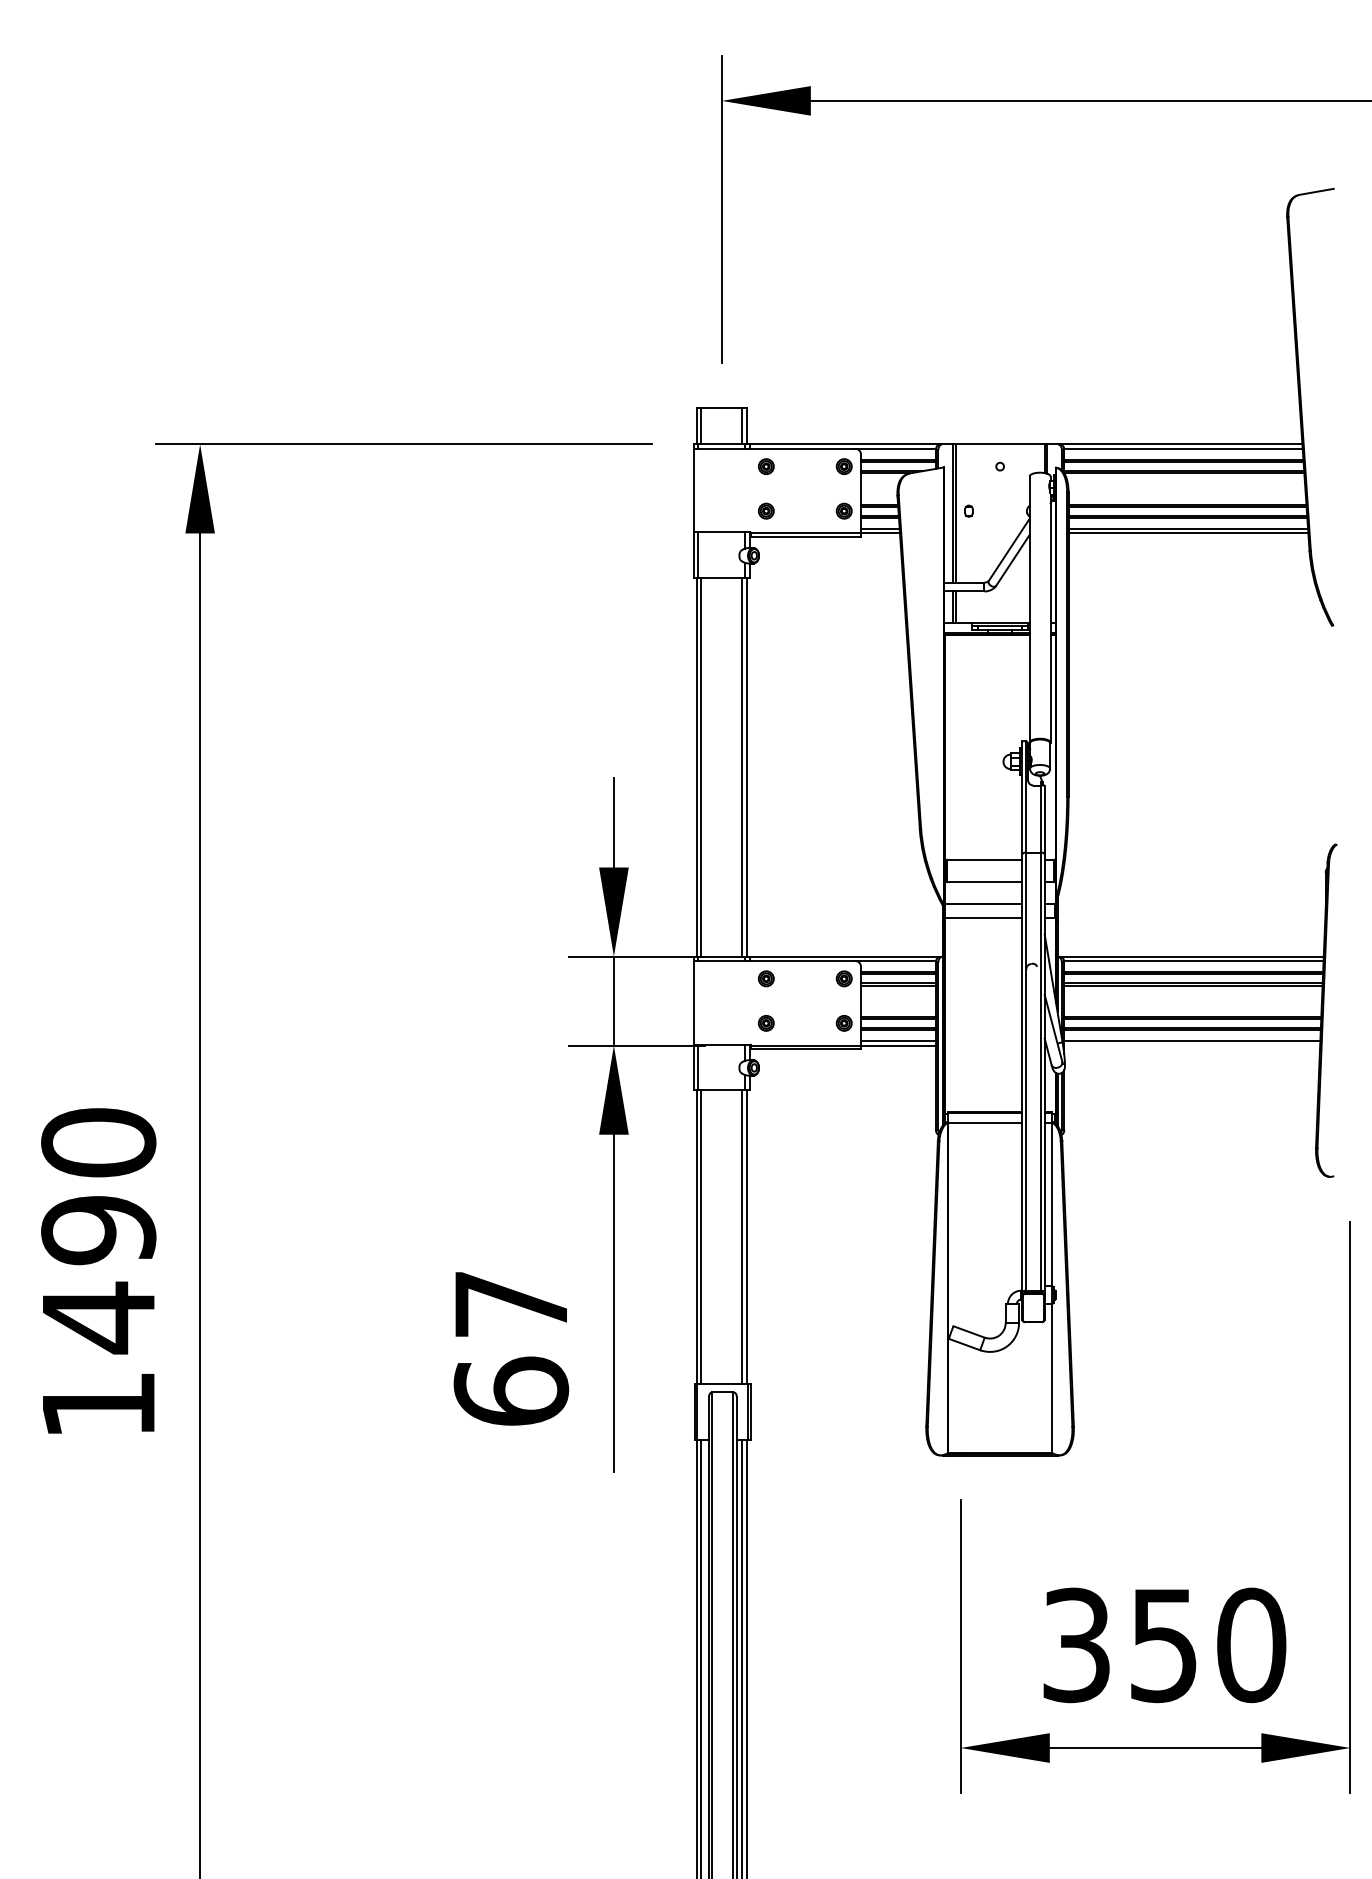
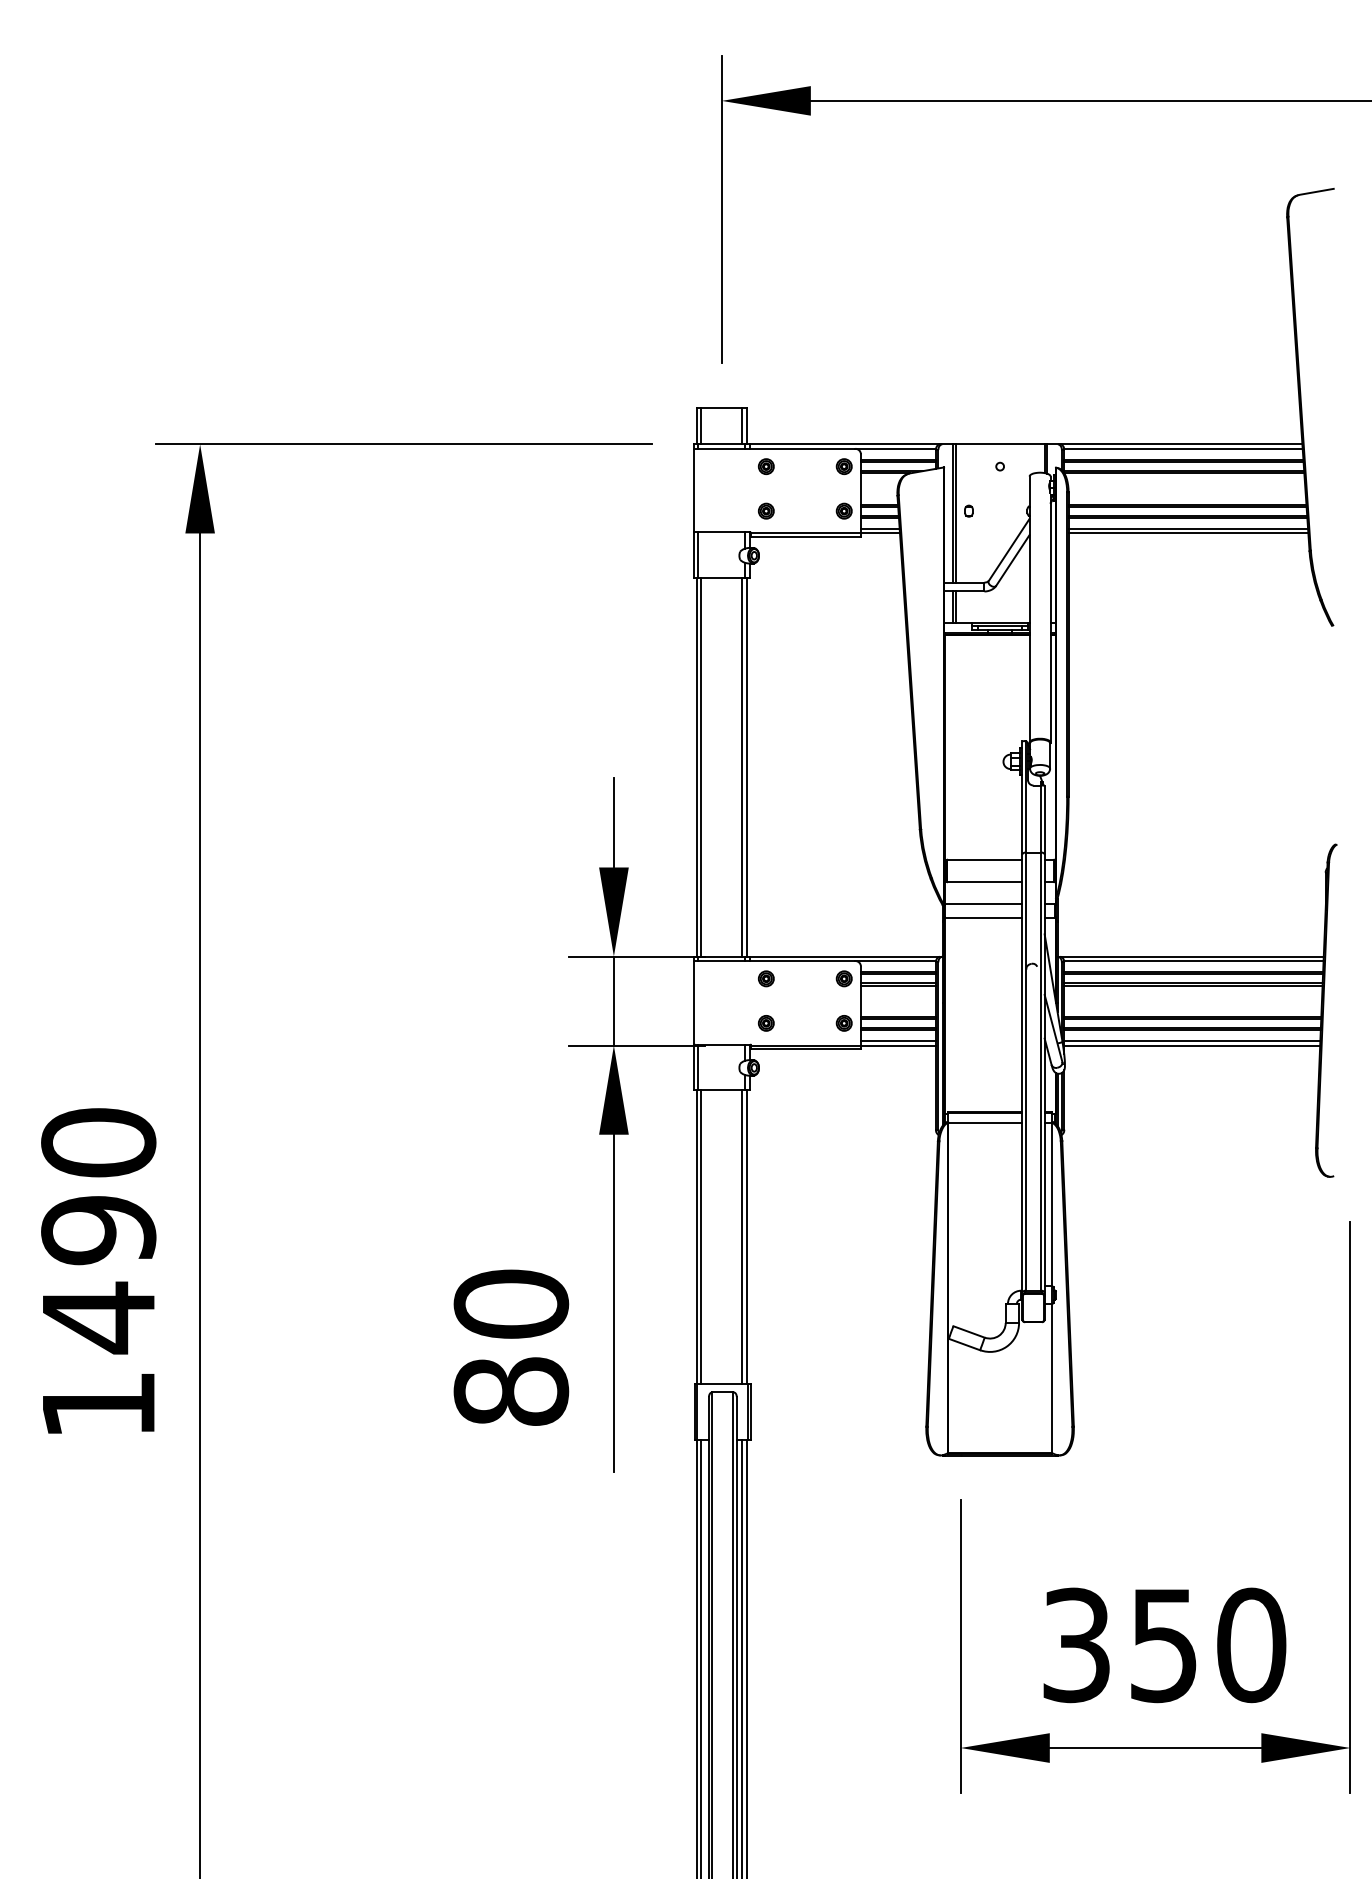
line: none -> present (1192, 1045)
text: 67 -> 80 (511, 1347)
